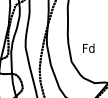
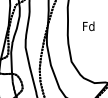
text position: (88, 48) -> (88, 26) (88, 26)
